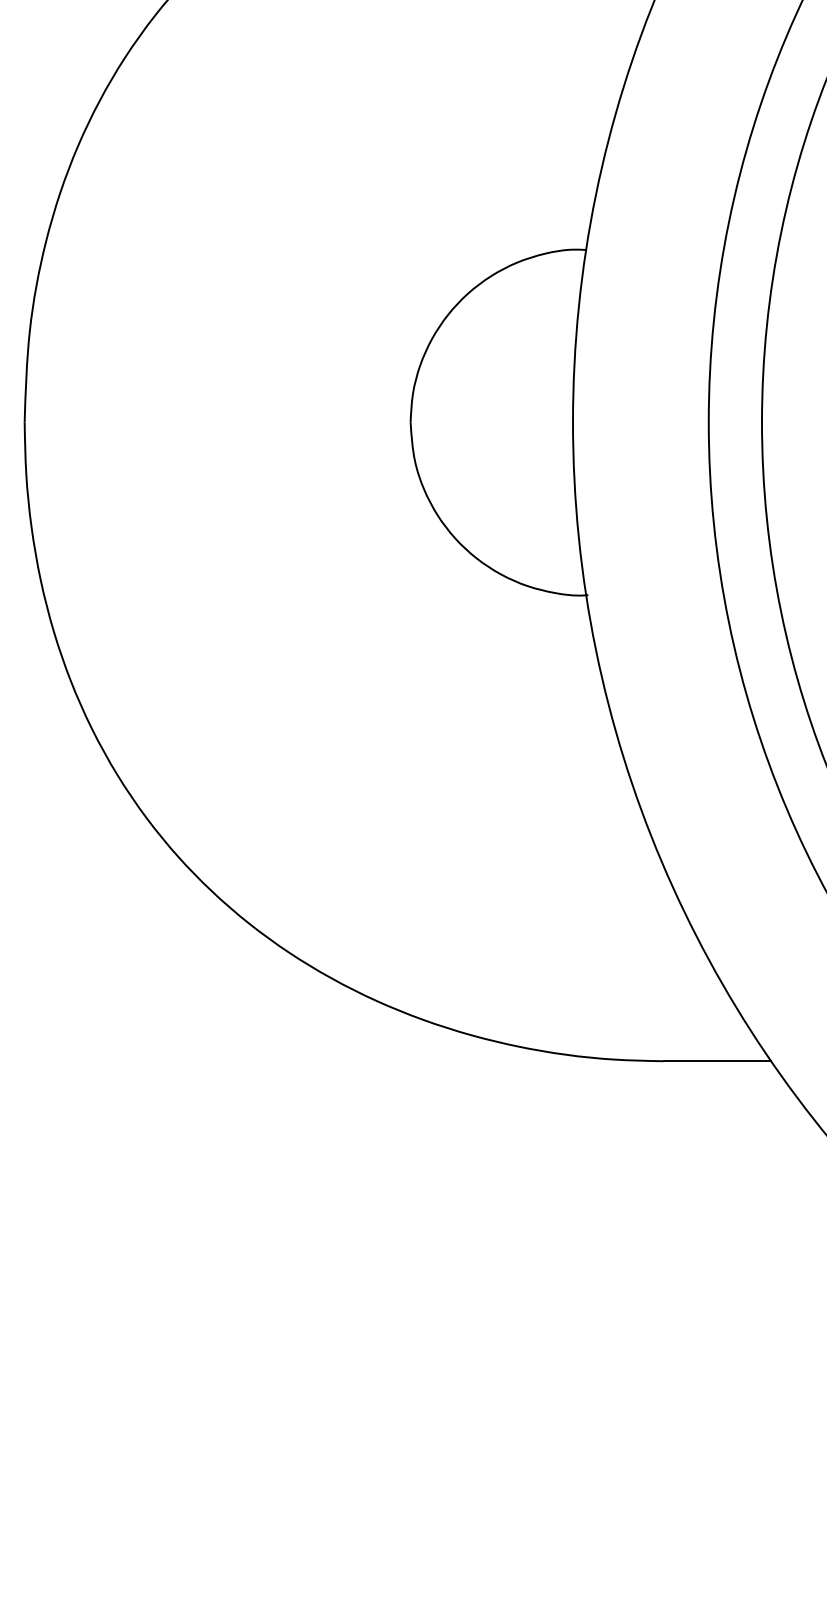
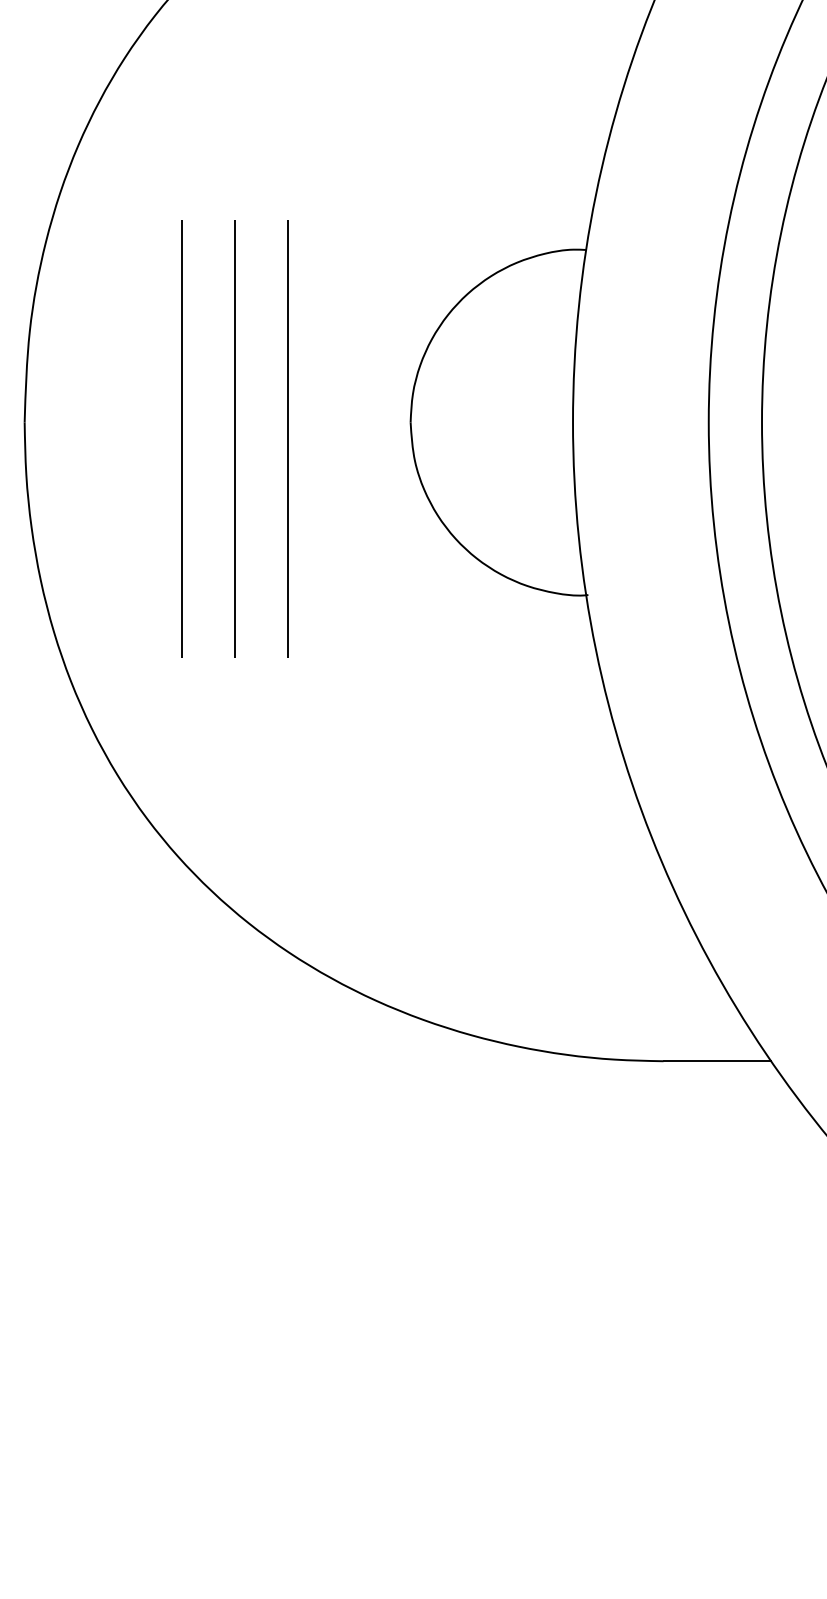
line: none -> present (181, 438)
line: none -> present (234, 438)
line: none -> present (288, 438)
